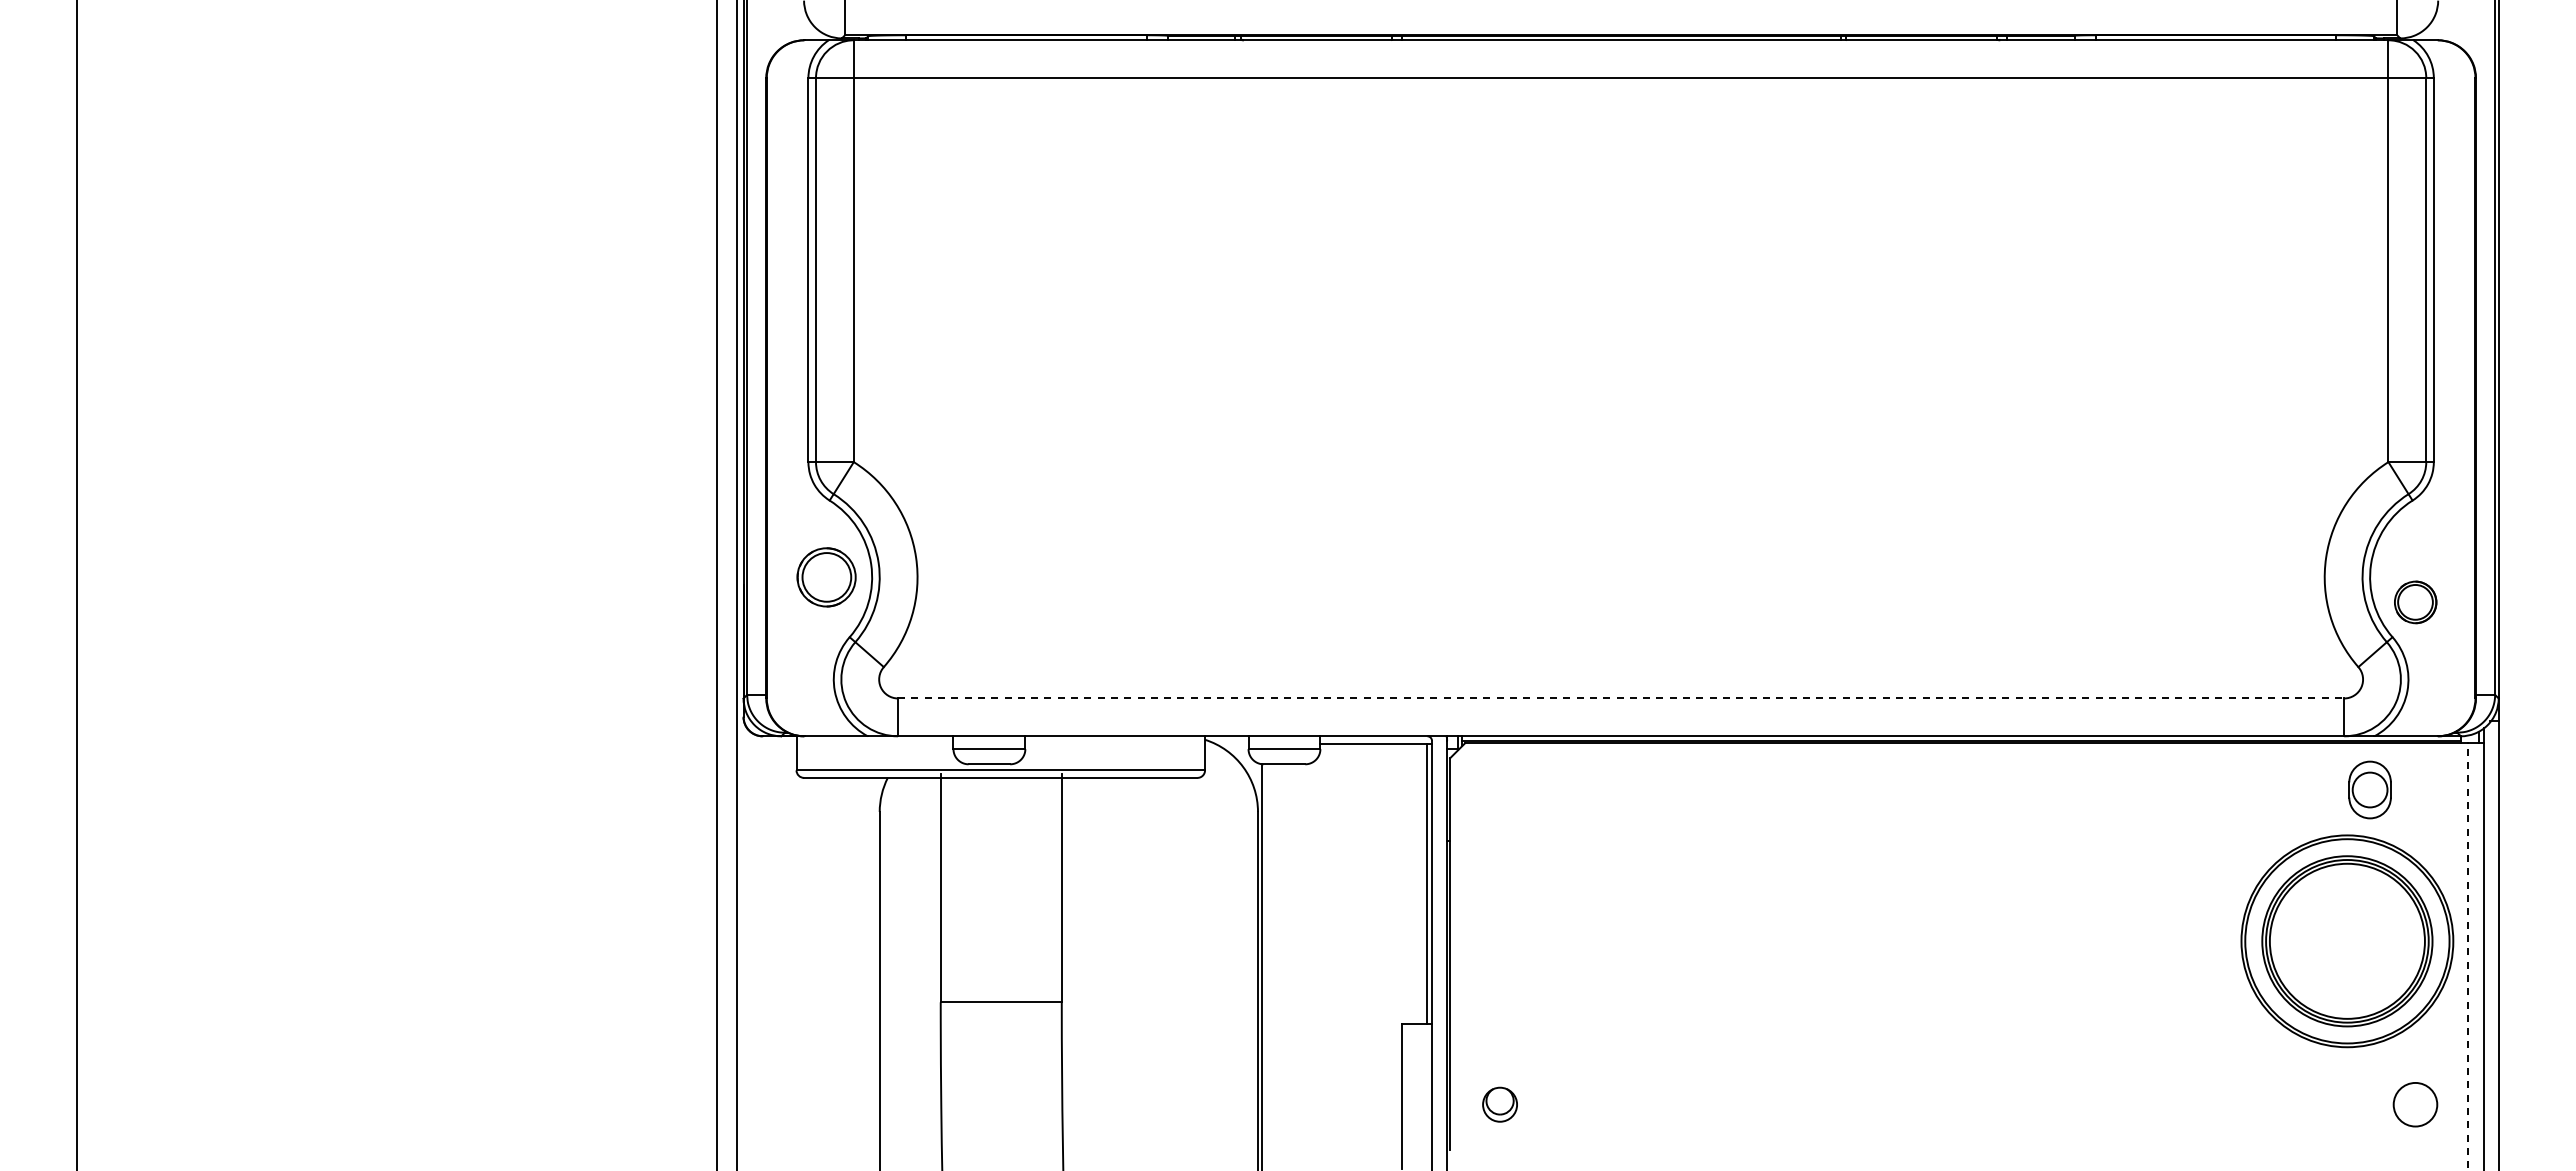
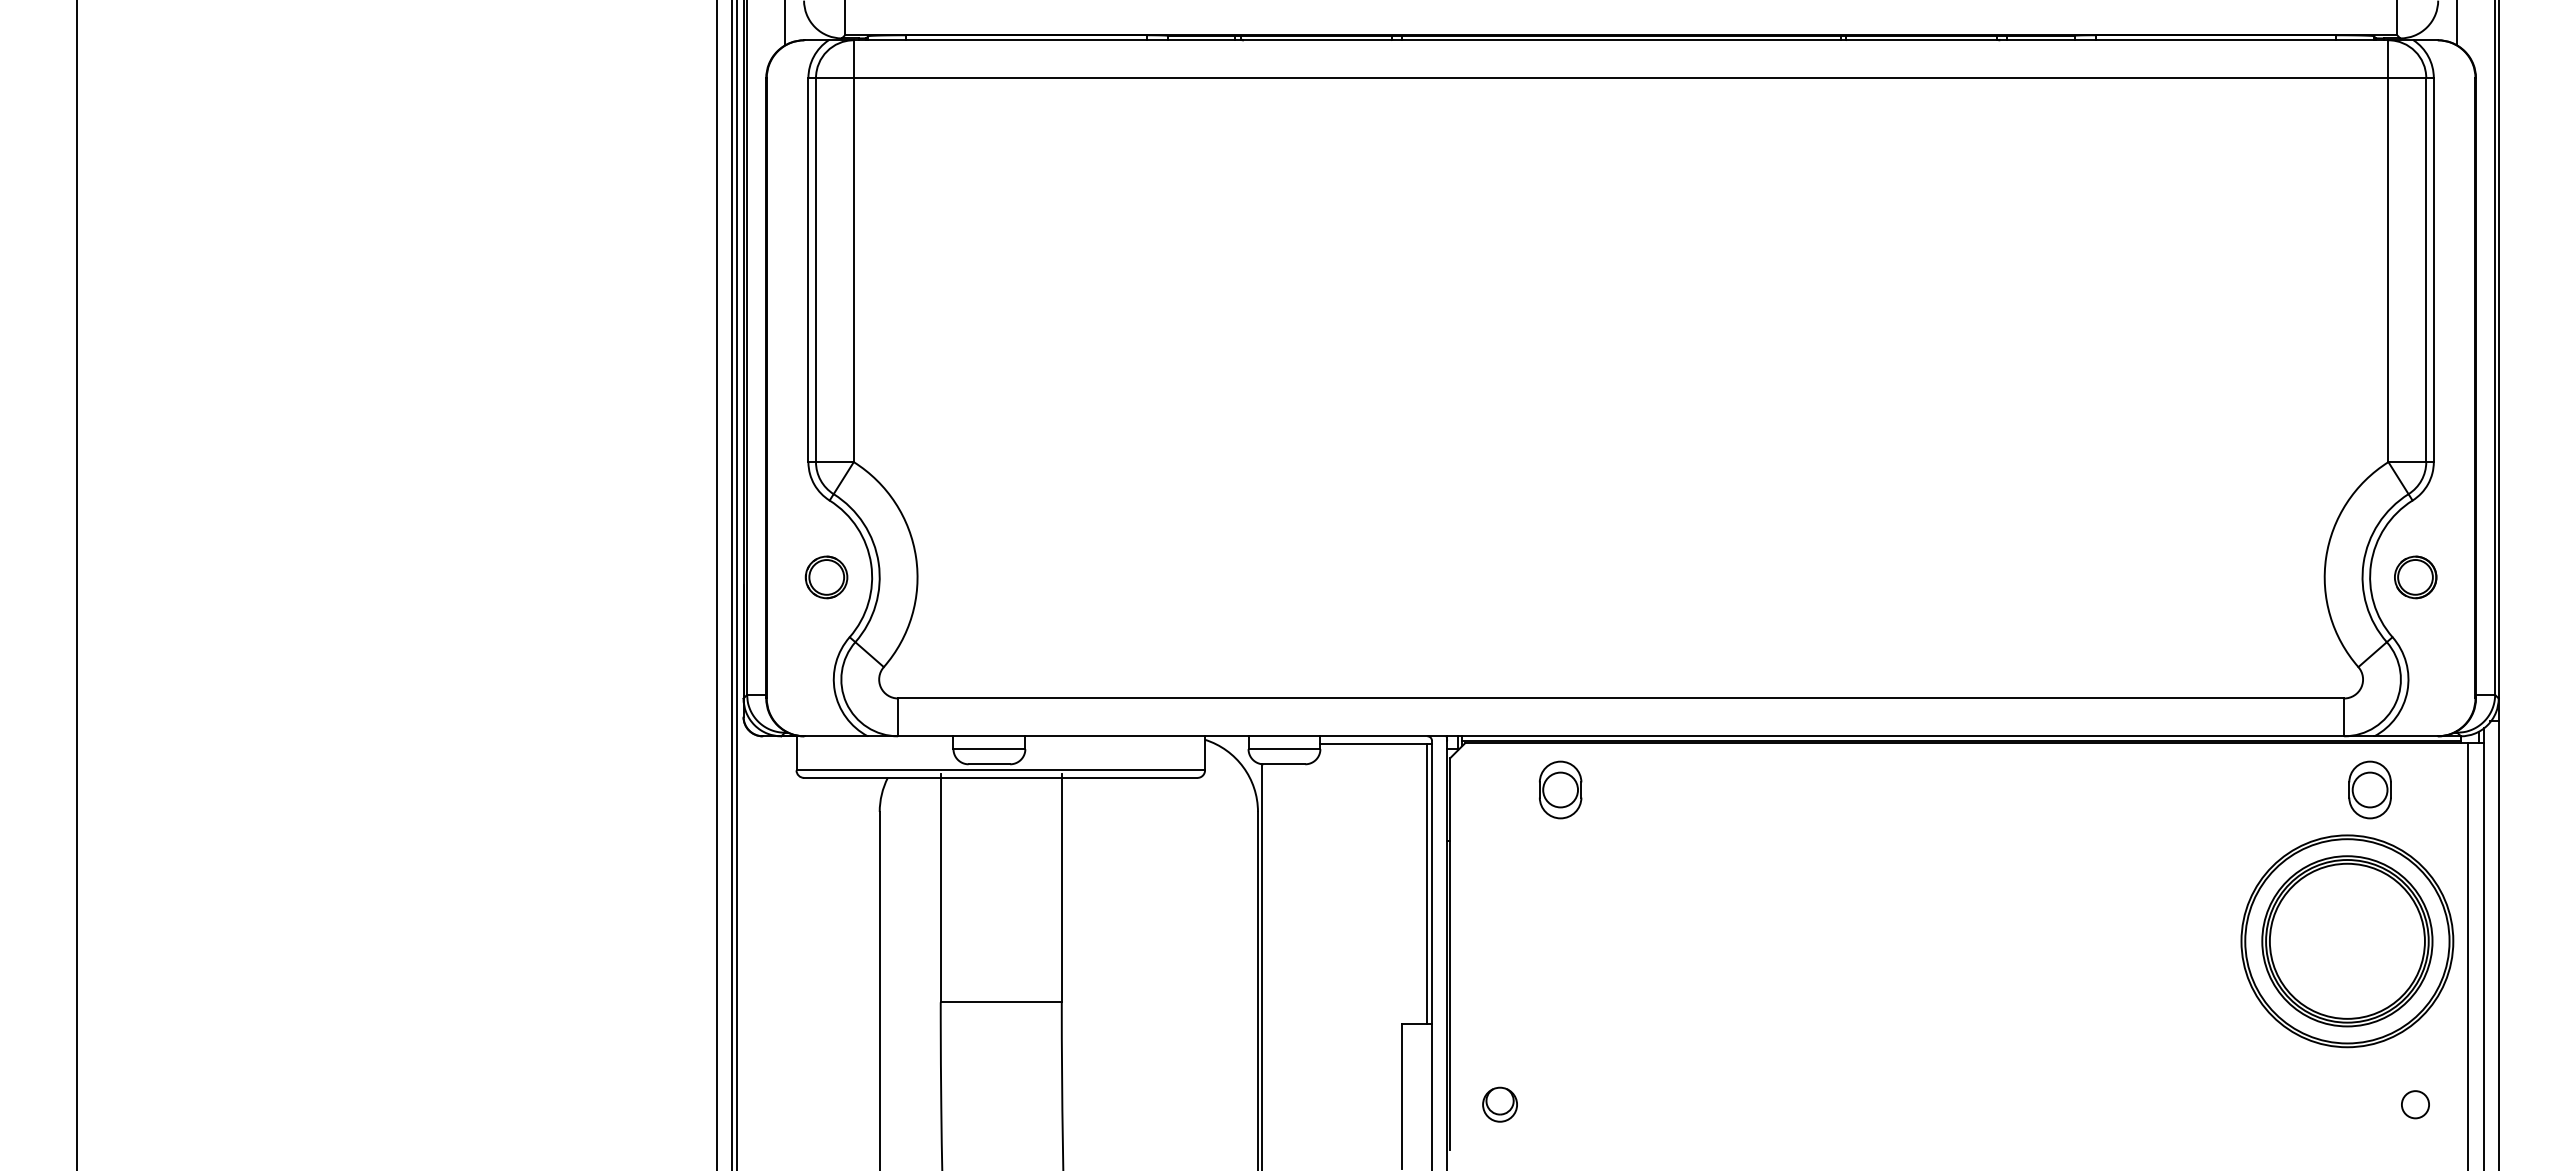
line: none -> present (784, 23)
line: none -> present (2457, 23)
part size: 61x61 px -> 45x45 px (826, 577)
line: none -> present (732, 584)
part position: (2415, 602) -> (2415, 577) (2415, 577)
line: dashed -> solid (1621, 698)
part: none -> present (1560, 789)
line: dashed -> solid (2467, 956)
circle diameter: 44 px -> 27 px (2415, 1104)
